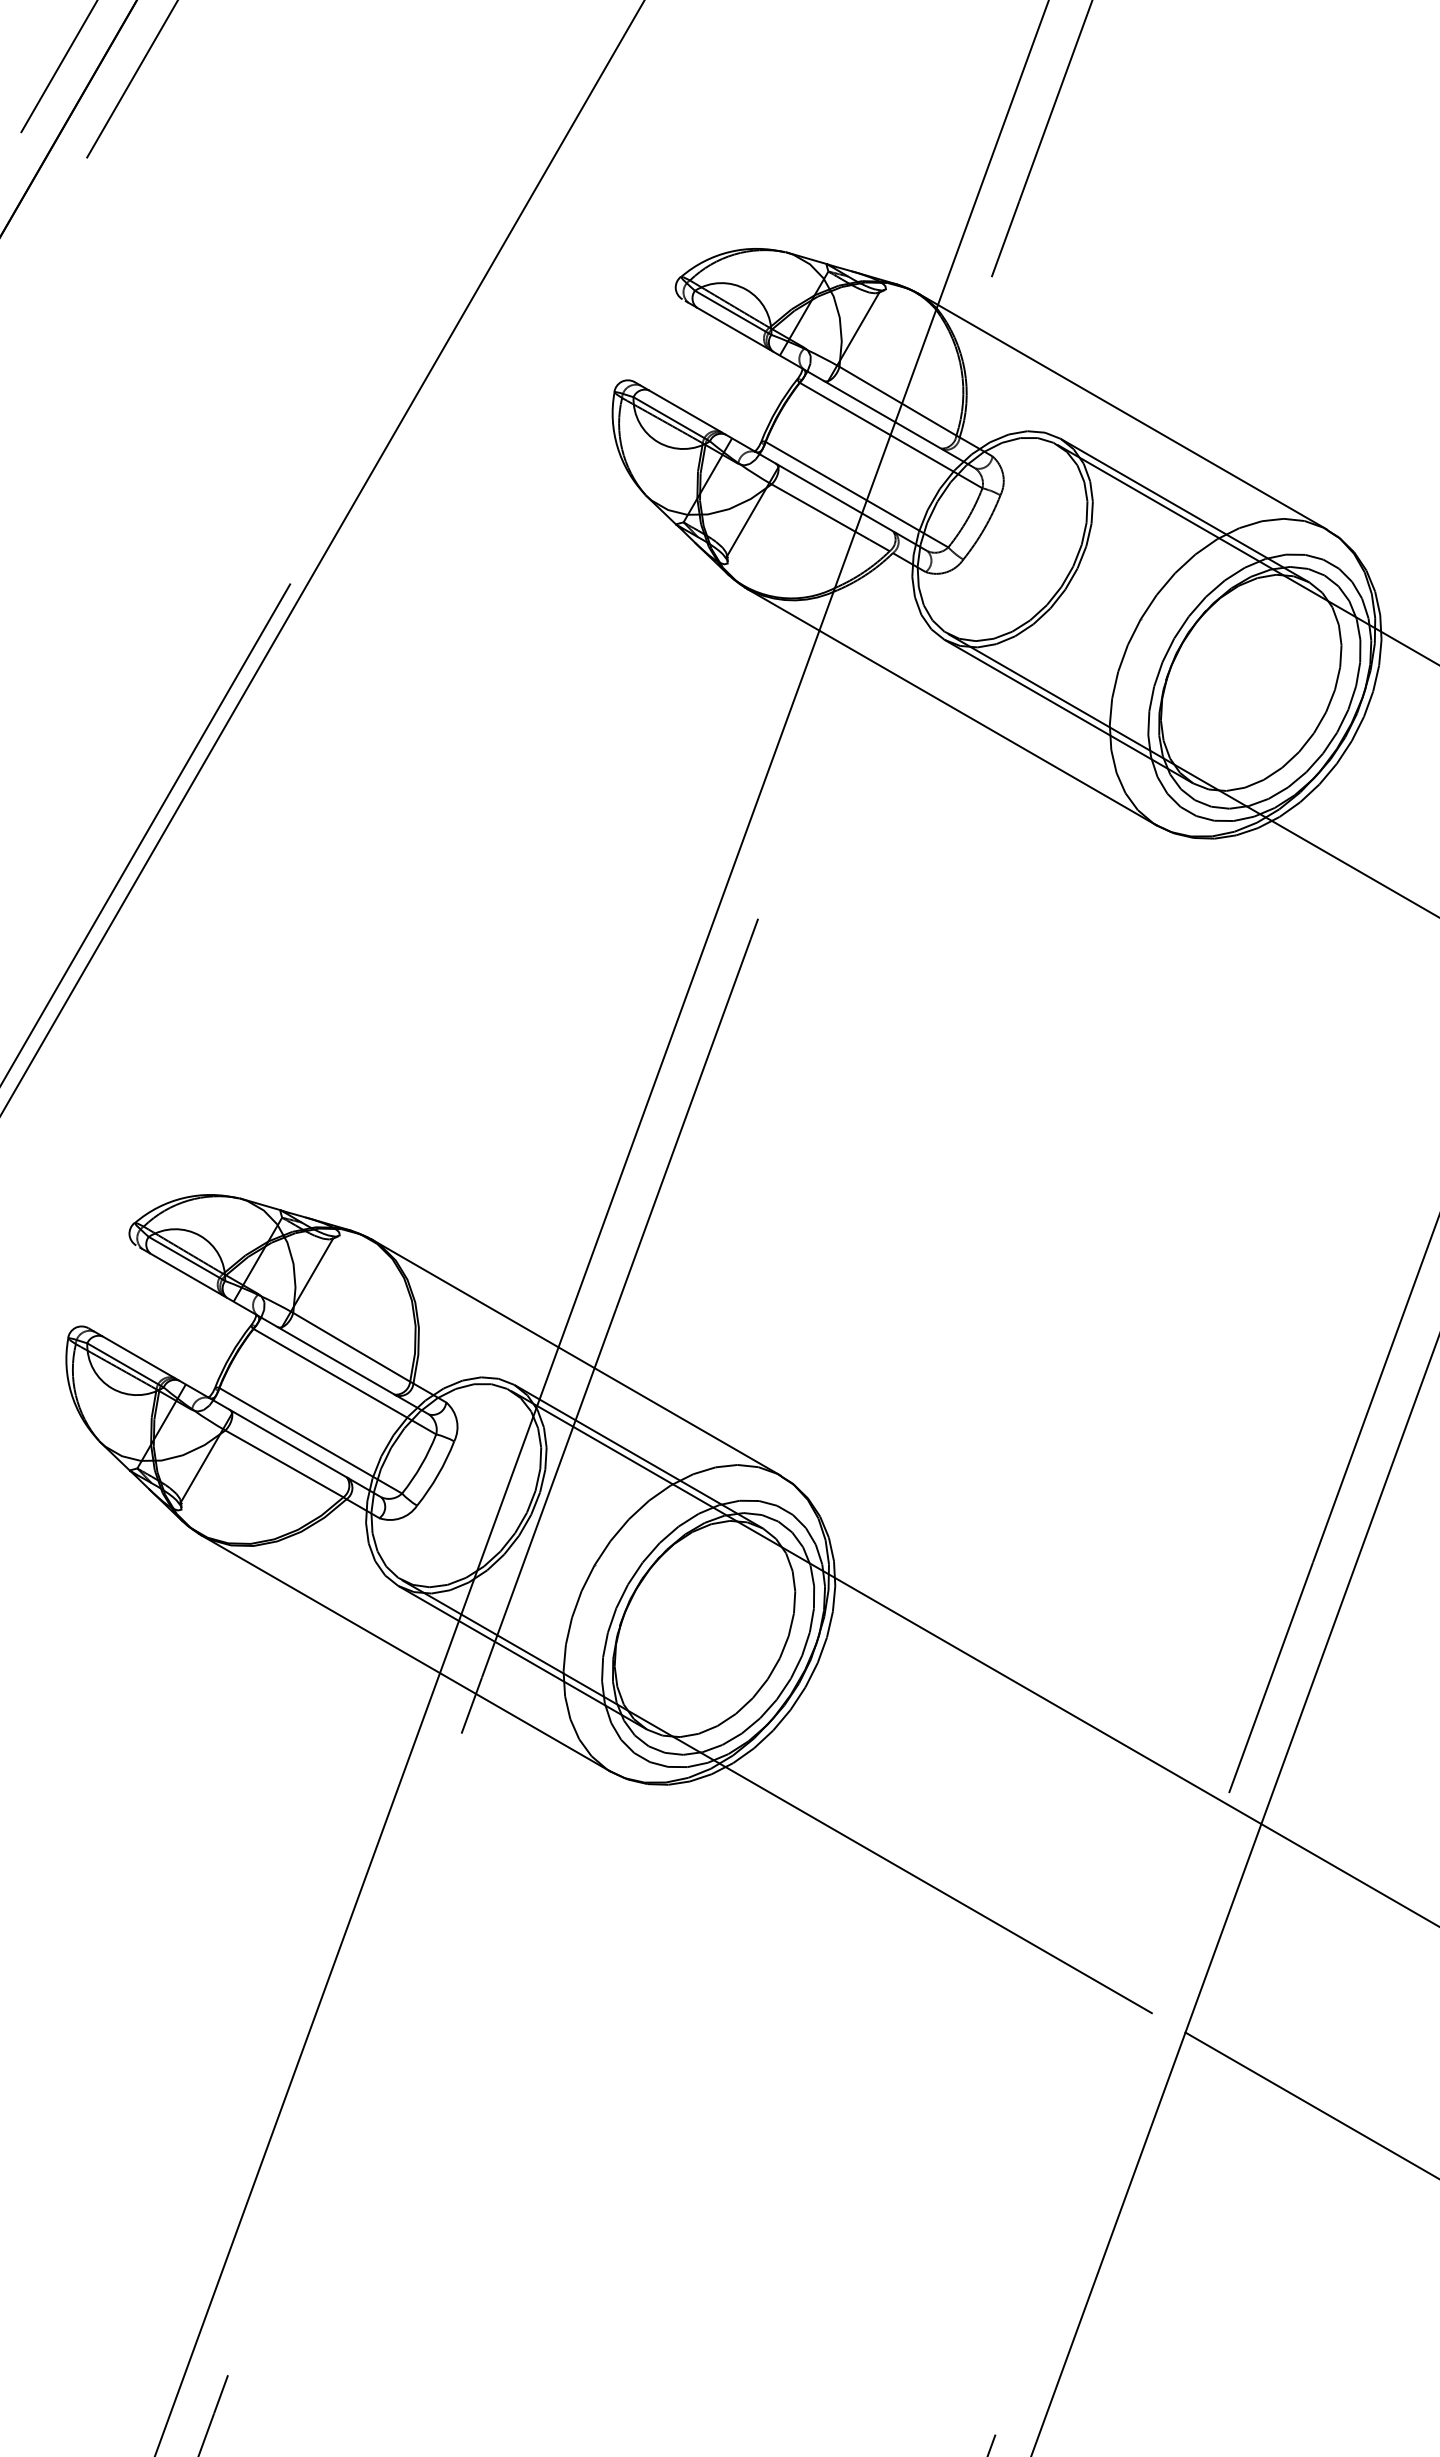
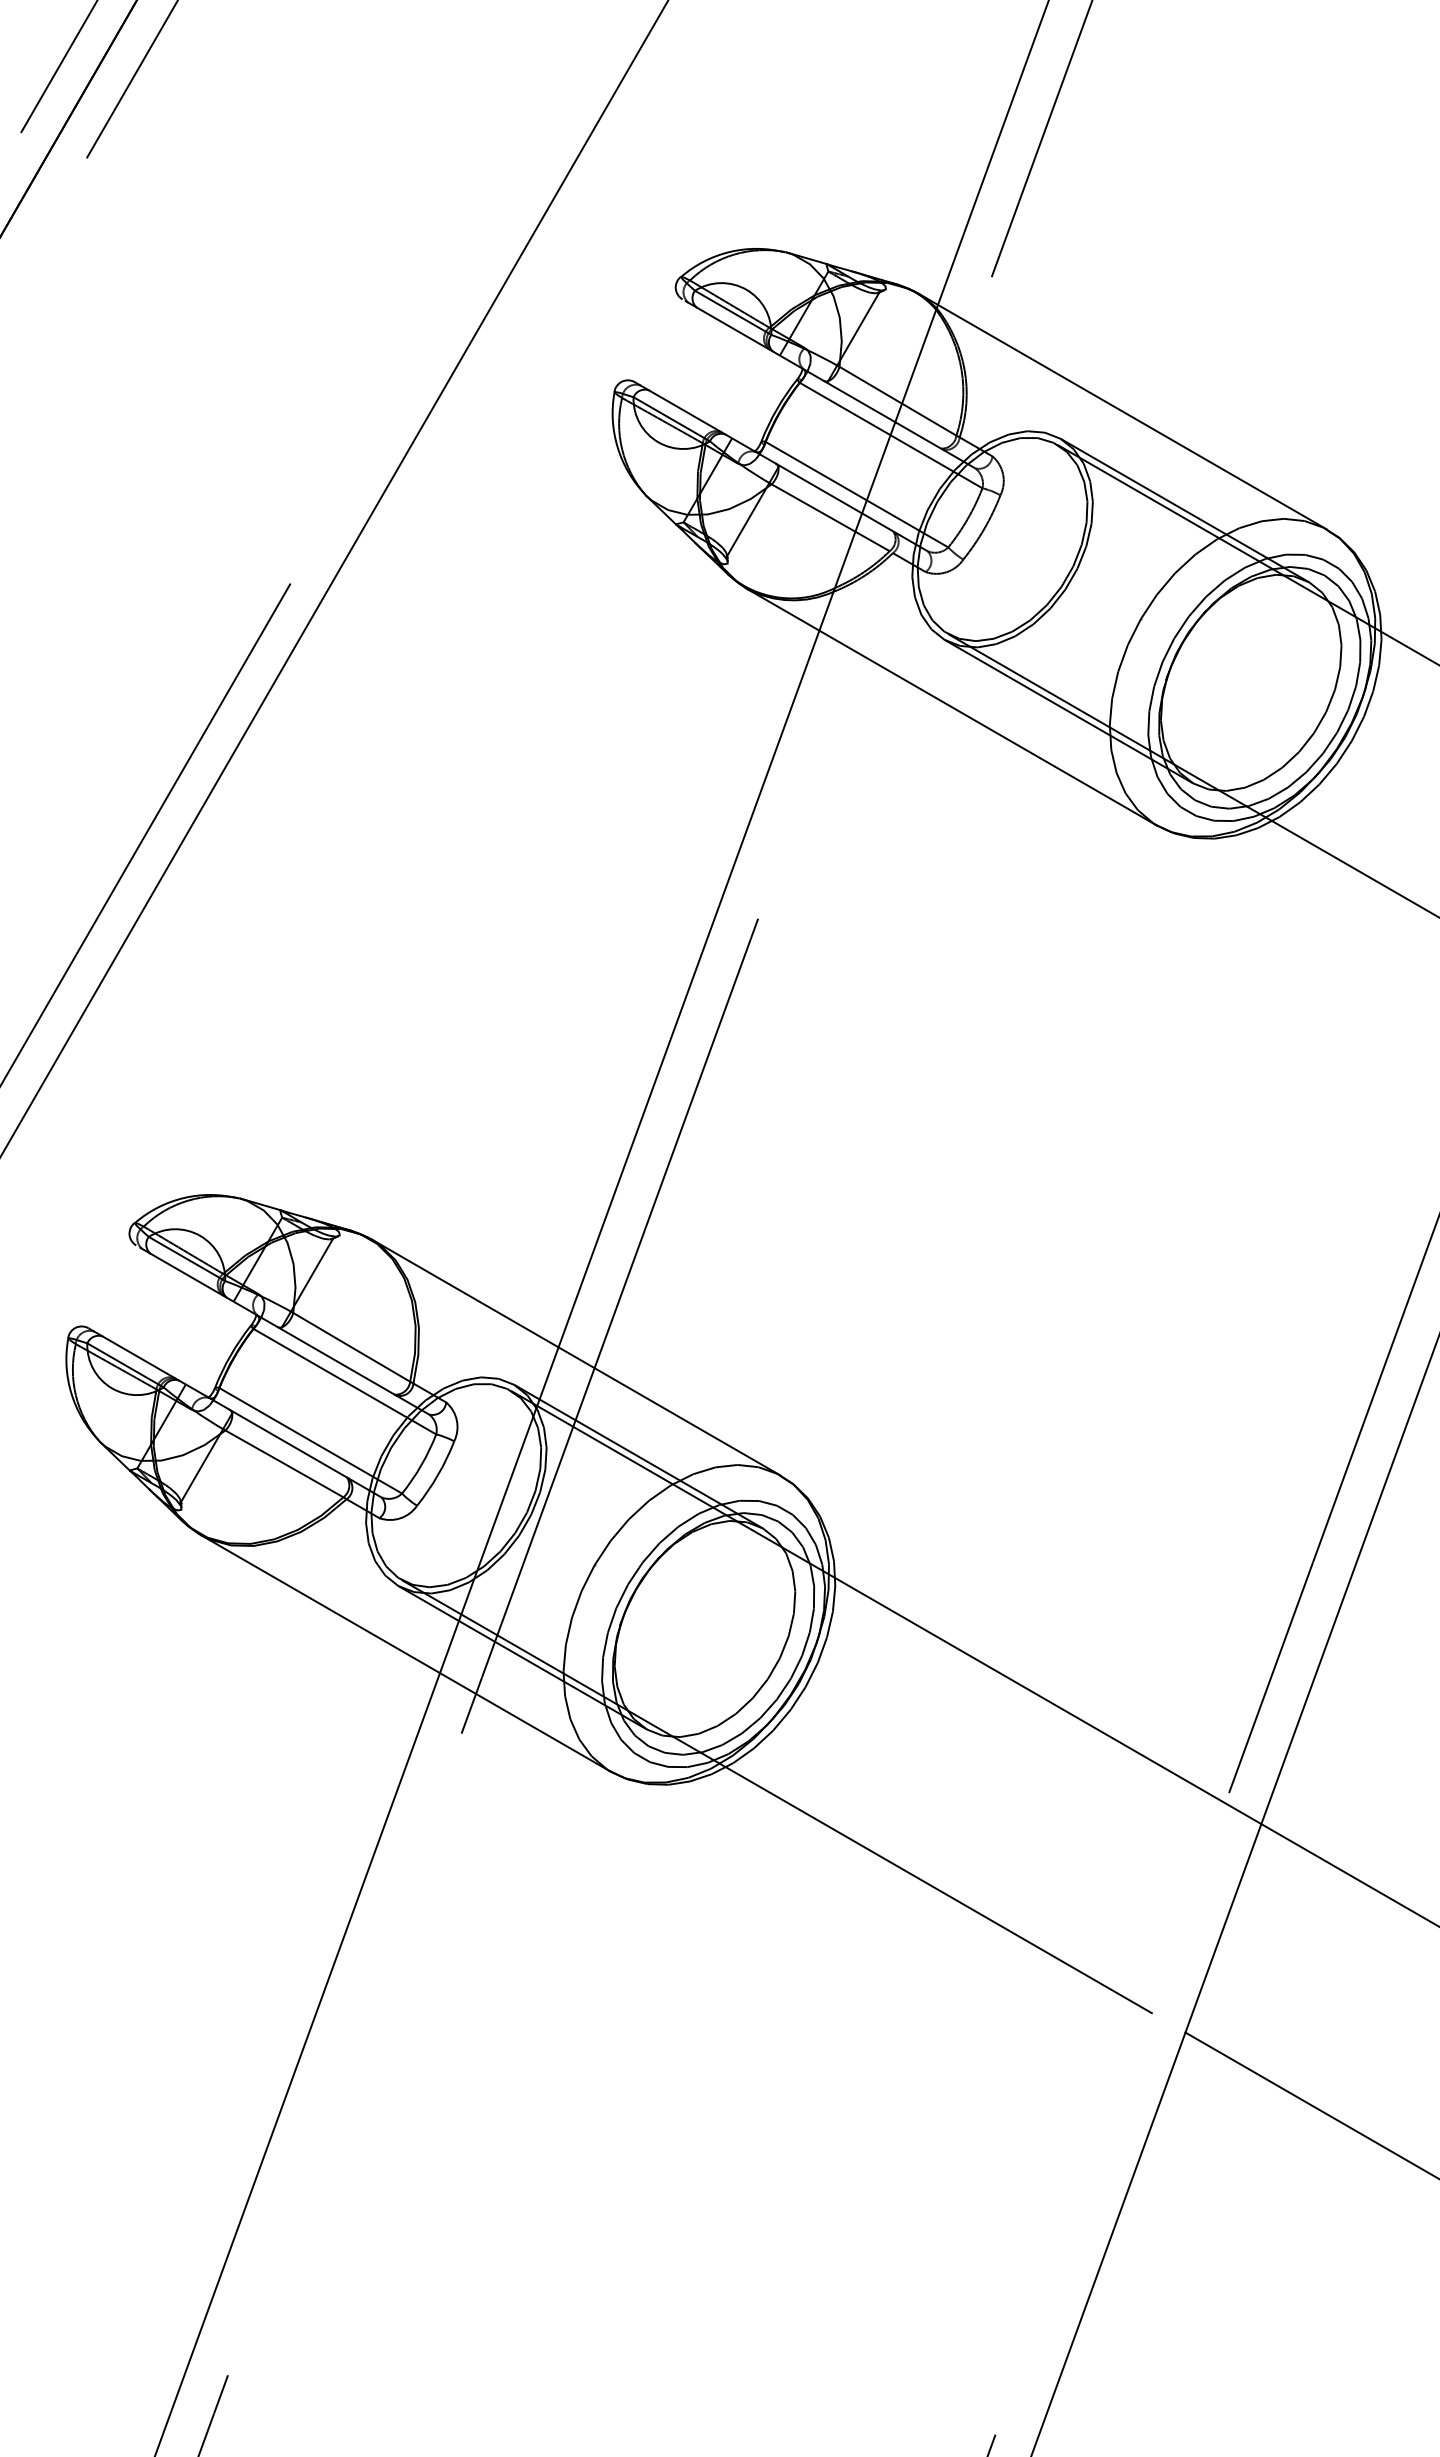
line position: (322, 557) -> (334, 577) (334, 577)
